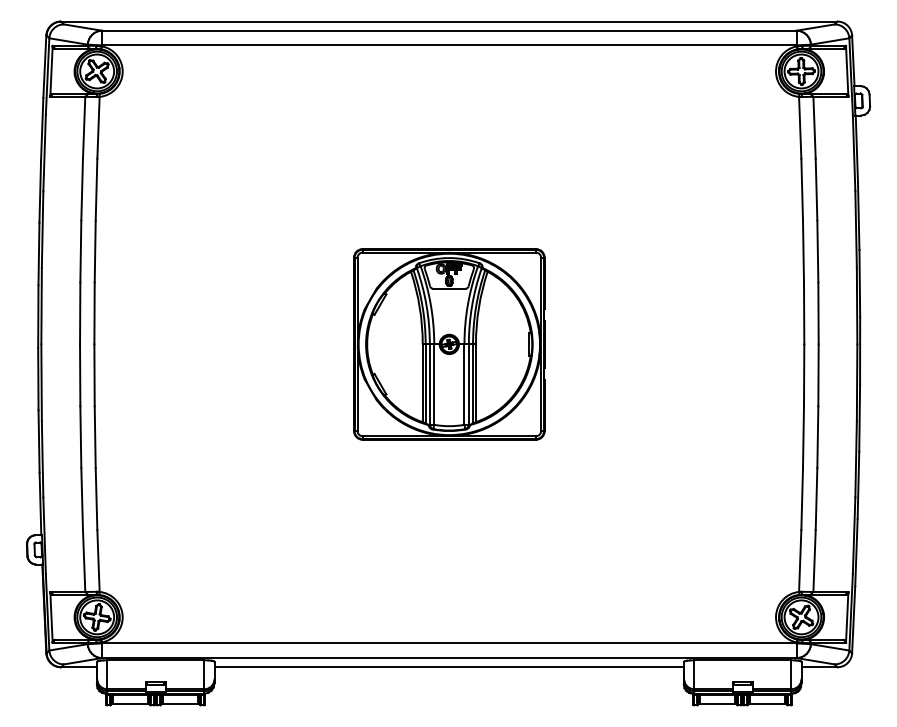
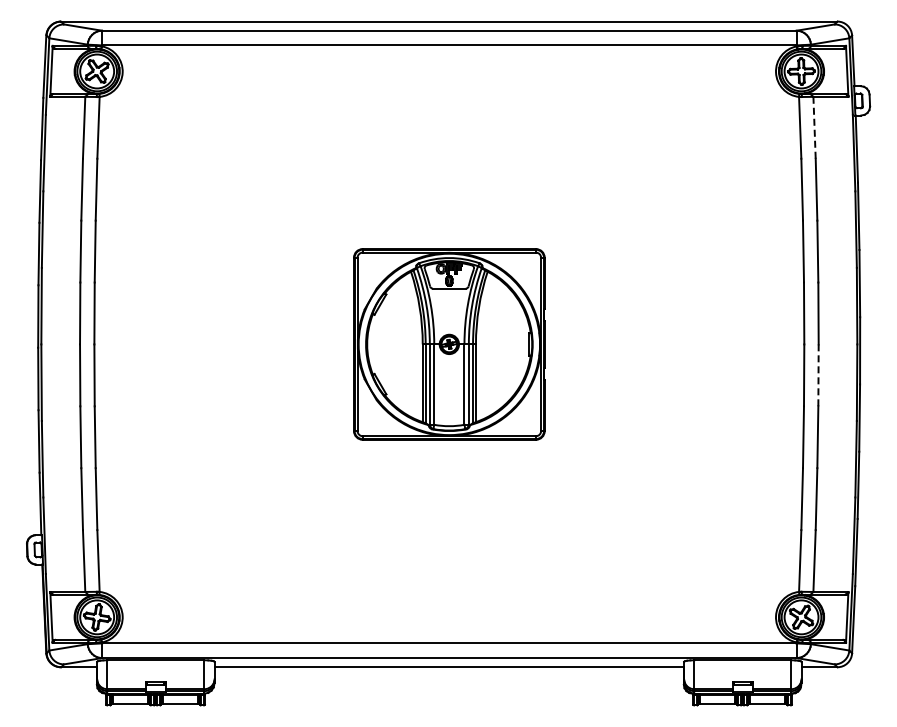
line: solid -> dashed (814, 127)
line: solid -> dashed (818, 375)
